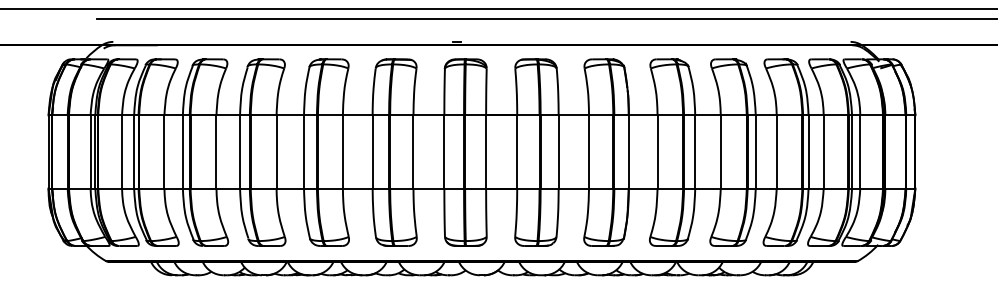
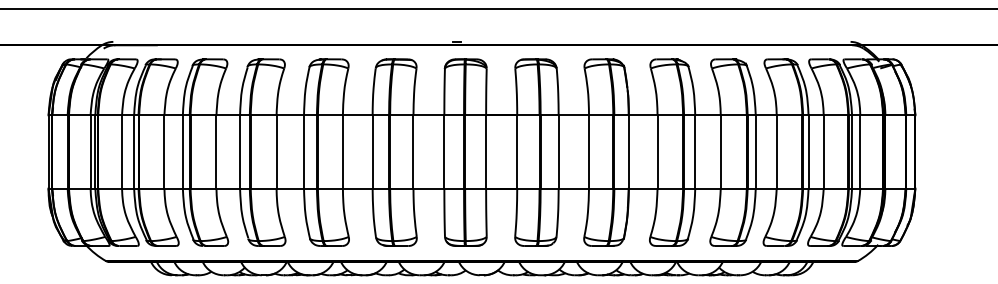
line: present -> none (545, 19)
